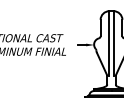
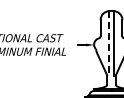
line: solid -> dashed (109, 44)
